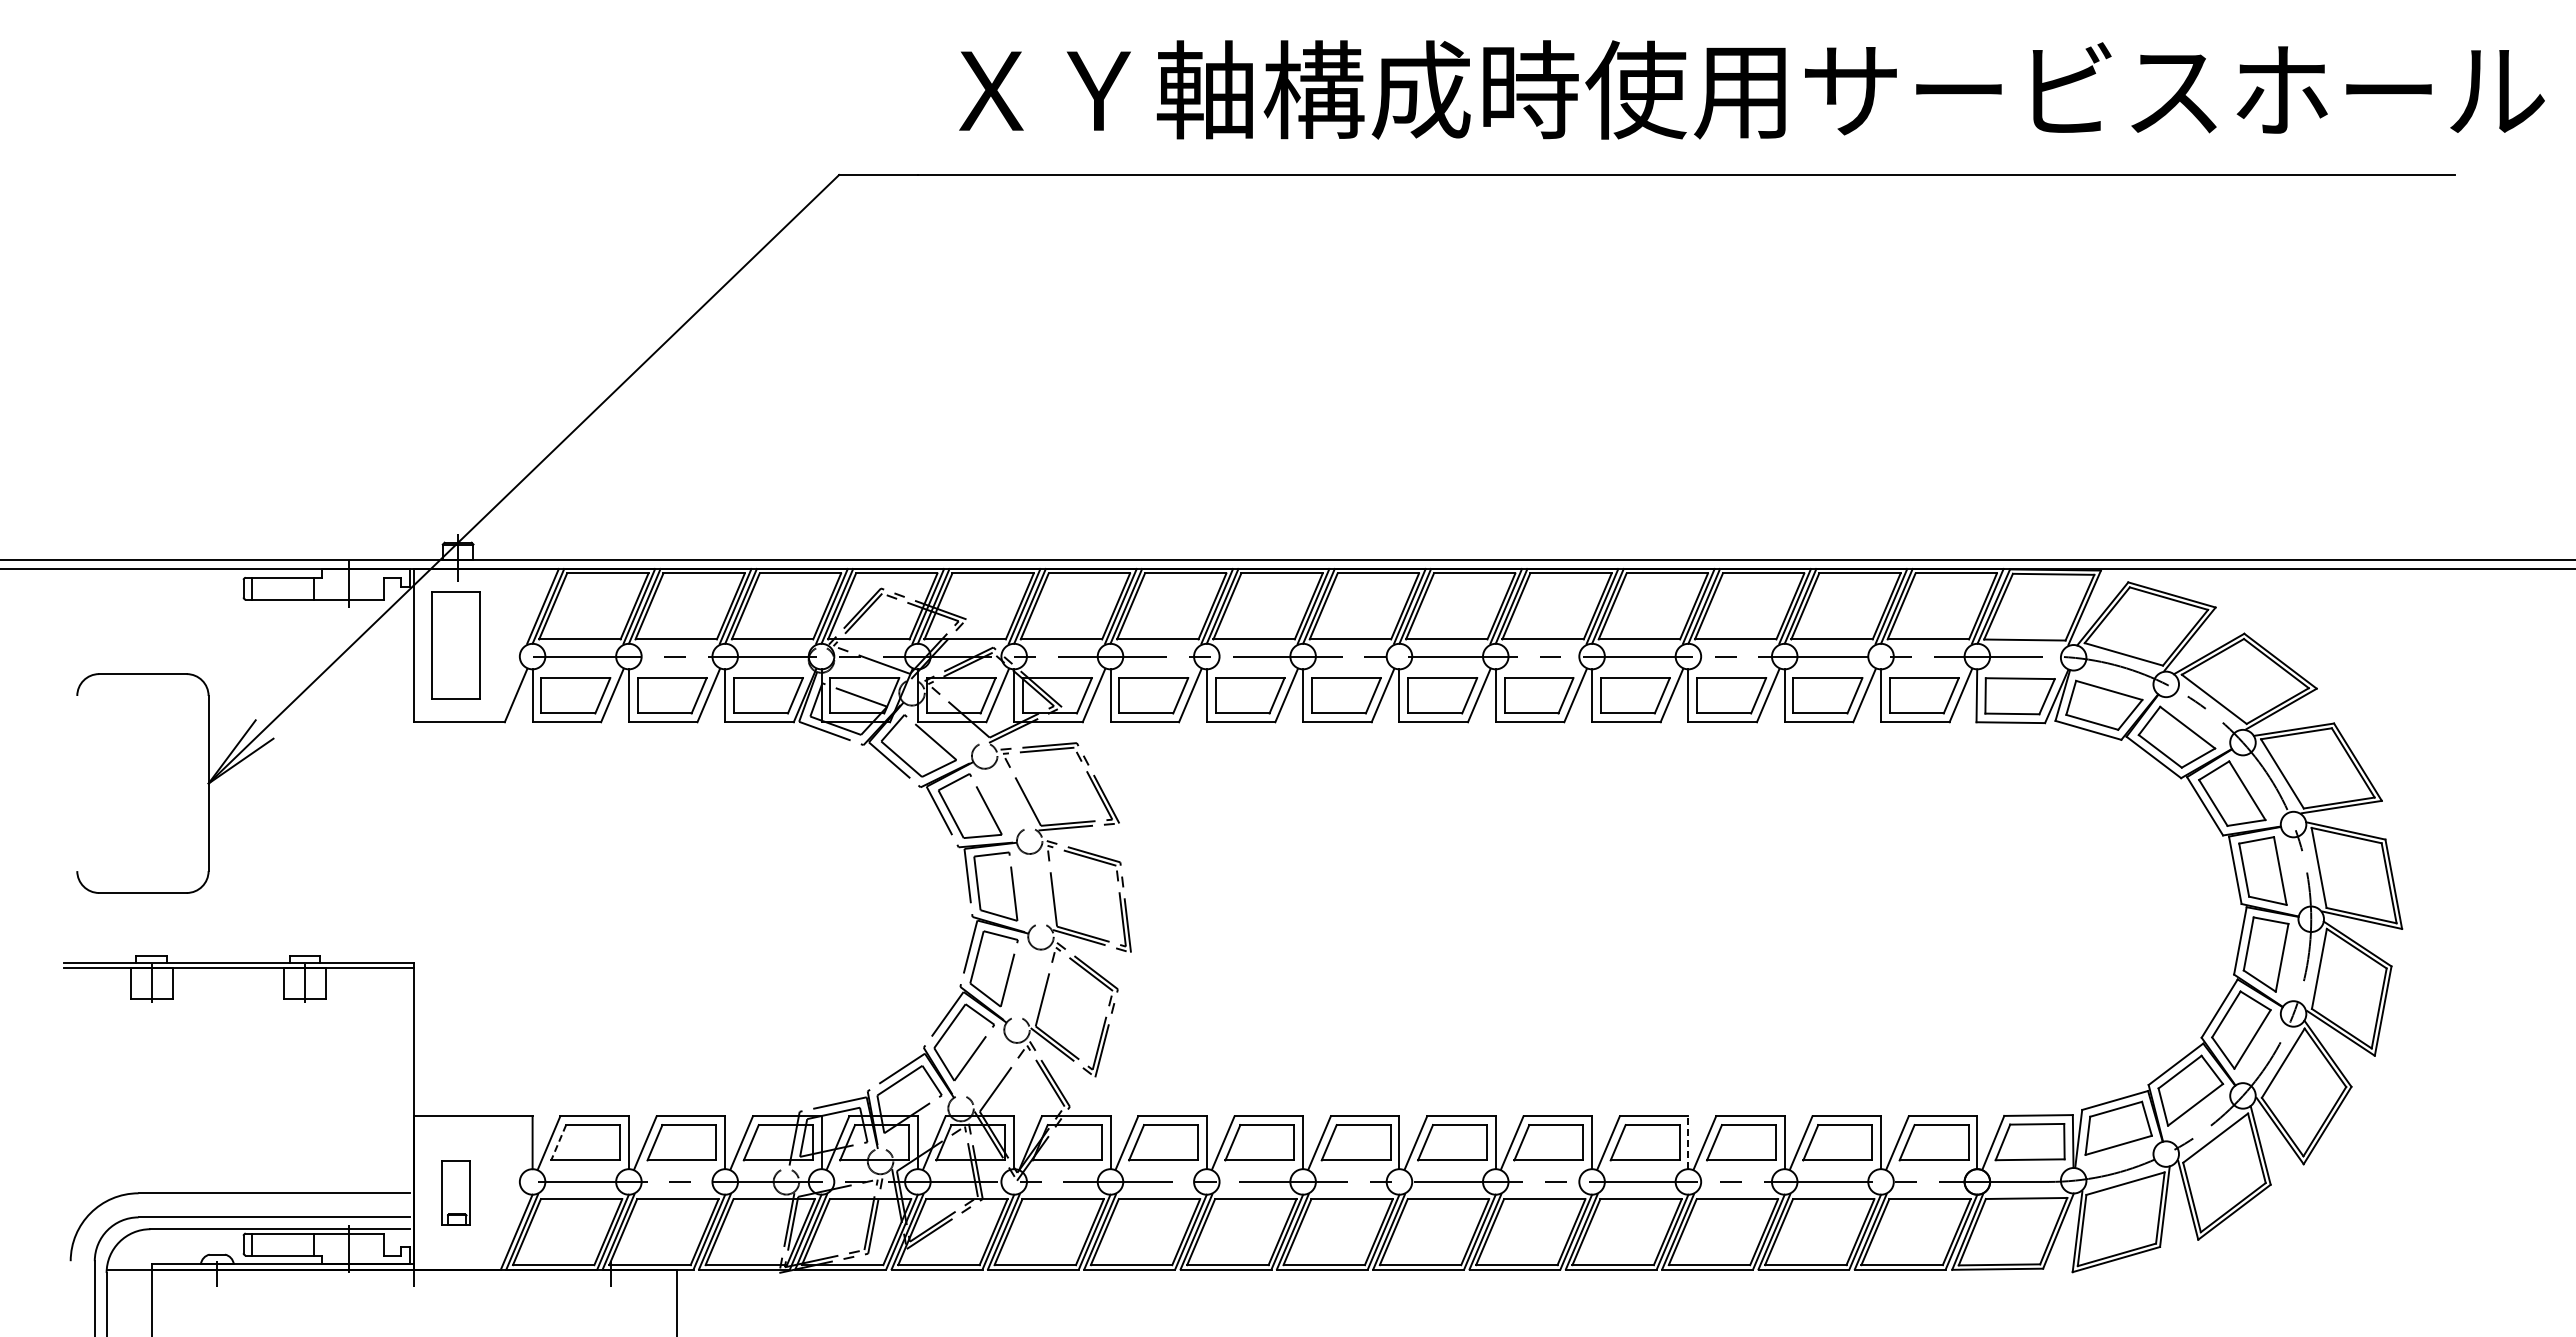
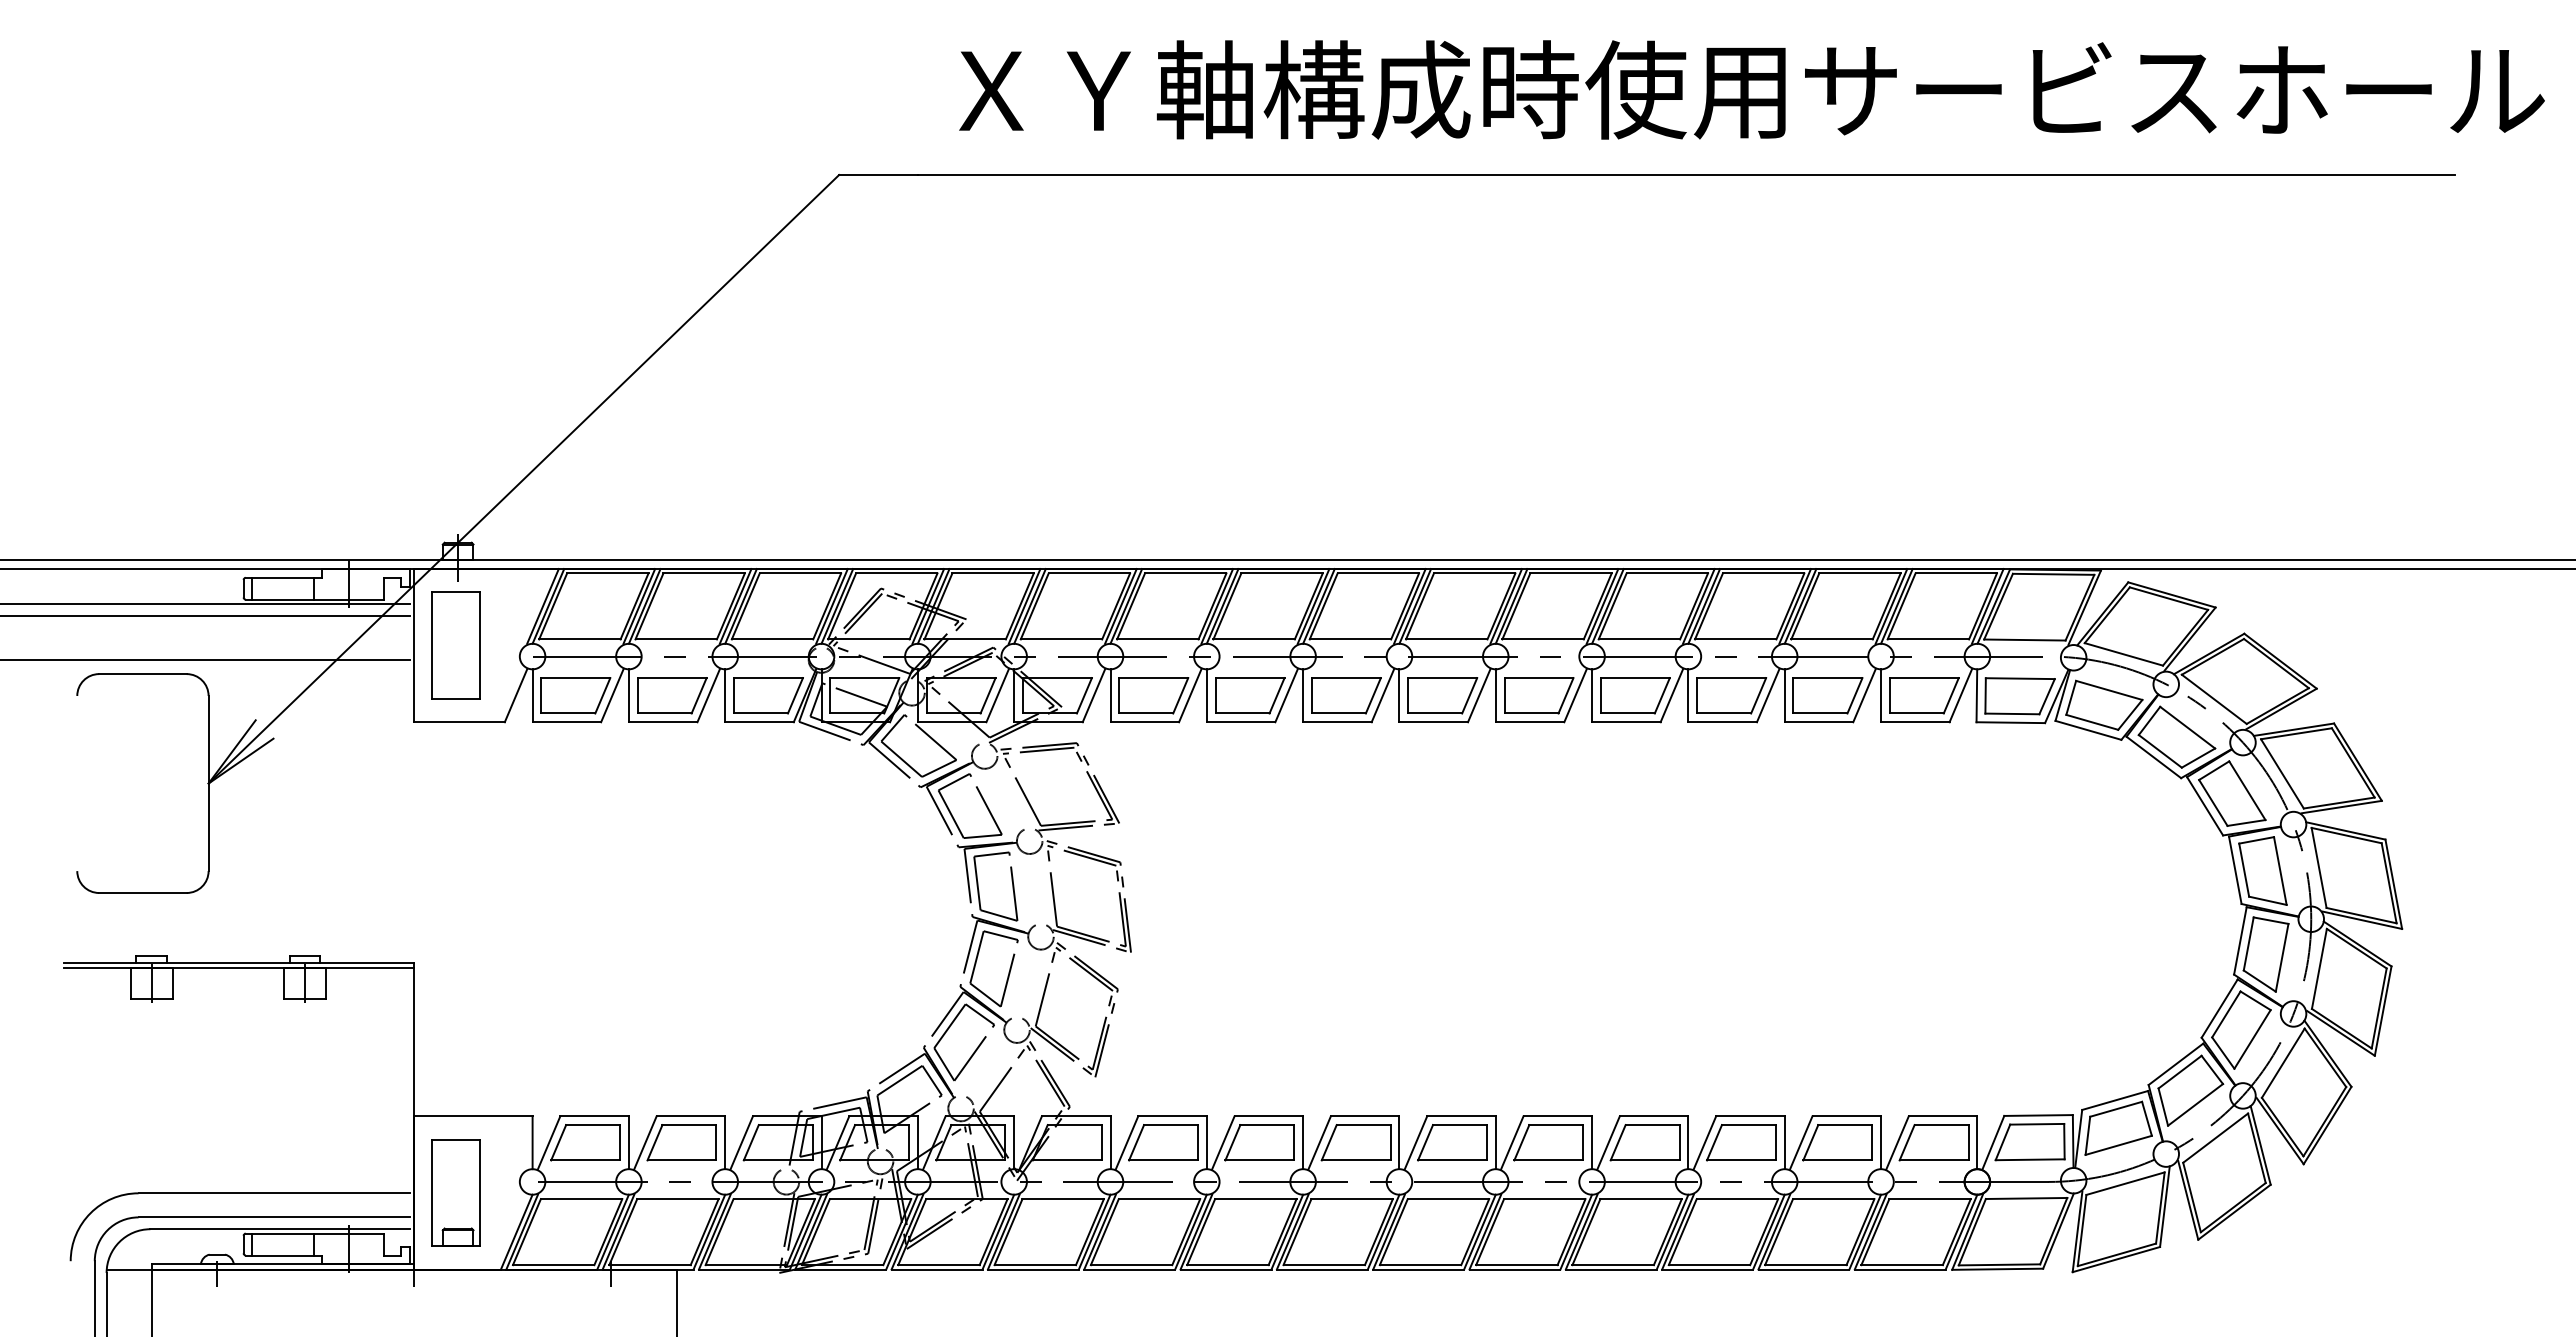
line: none -> present (206, 604)
line: none -> present (206, 615)
line: none -> present (206, 659)
line: dashed -> solid (1688, 1142)
line: dashed -> solid (558, 1143)
part size: 30x66 px -> 50x108 px (455, 1192)
